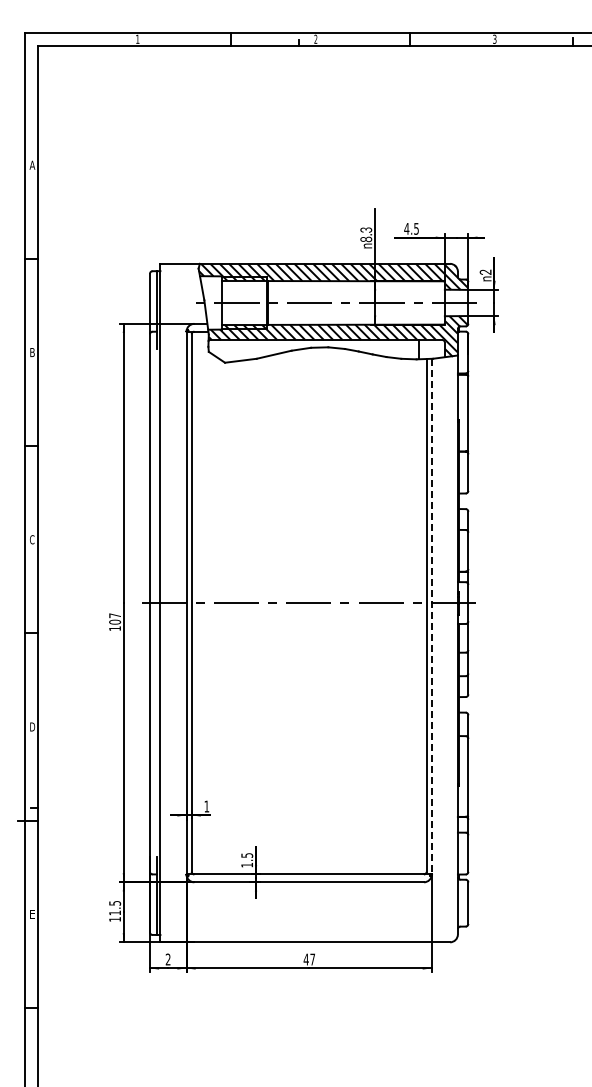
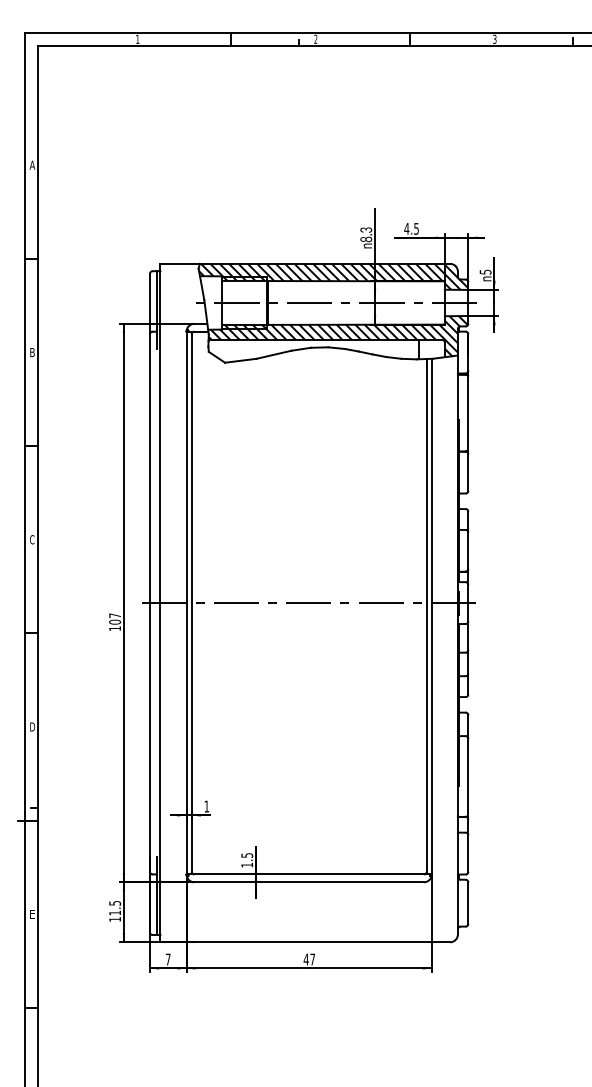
text: 2 -> 5 (485, 271)
line: dashed -> solid (431, 616)
text: 2 -> 7 (167, 959)
